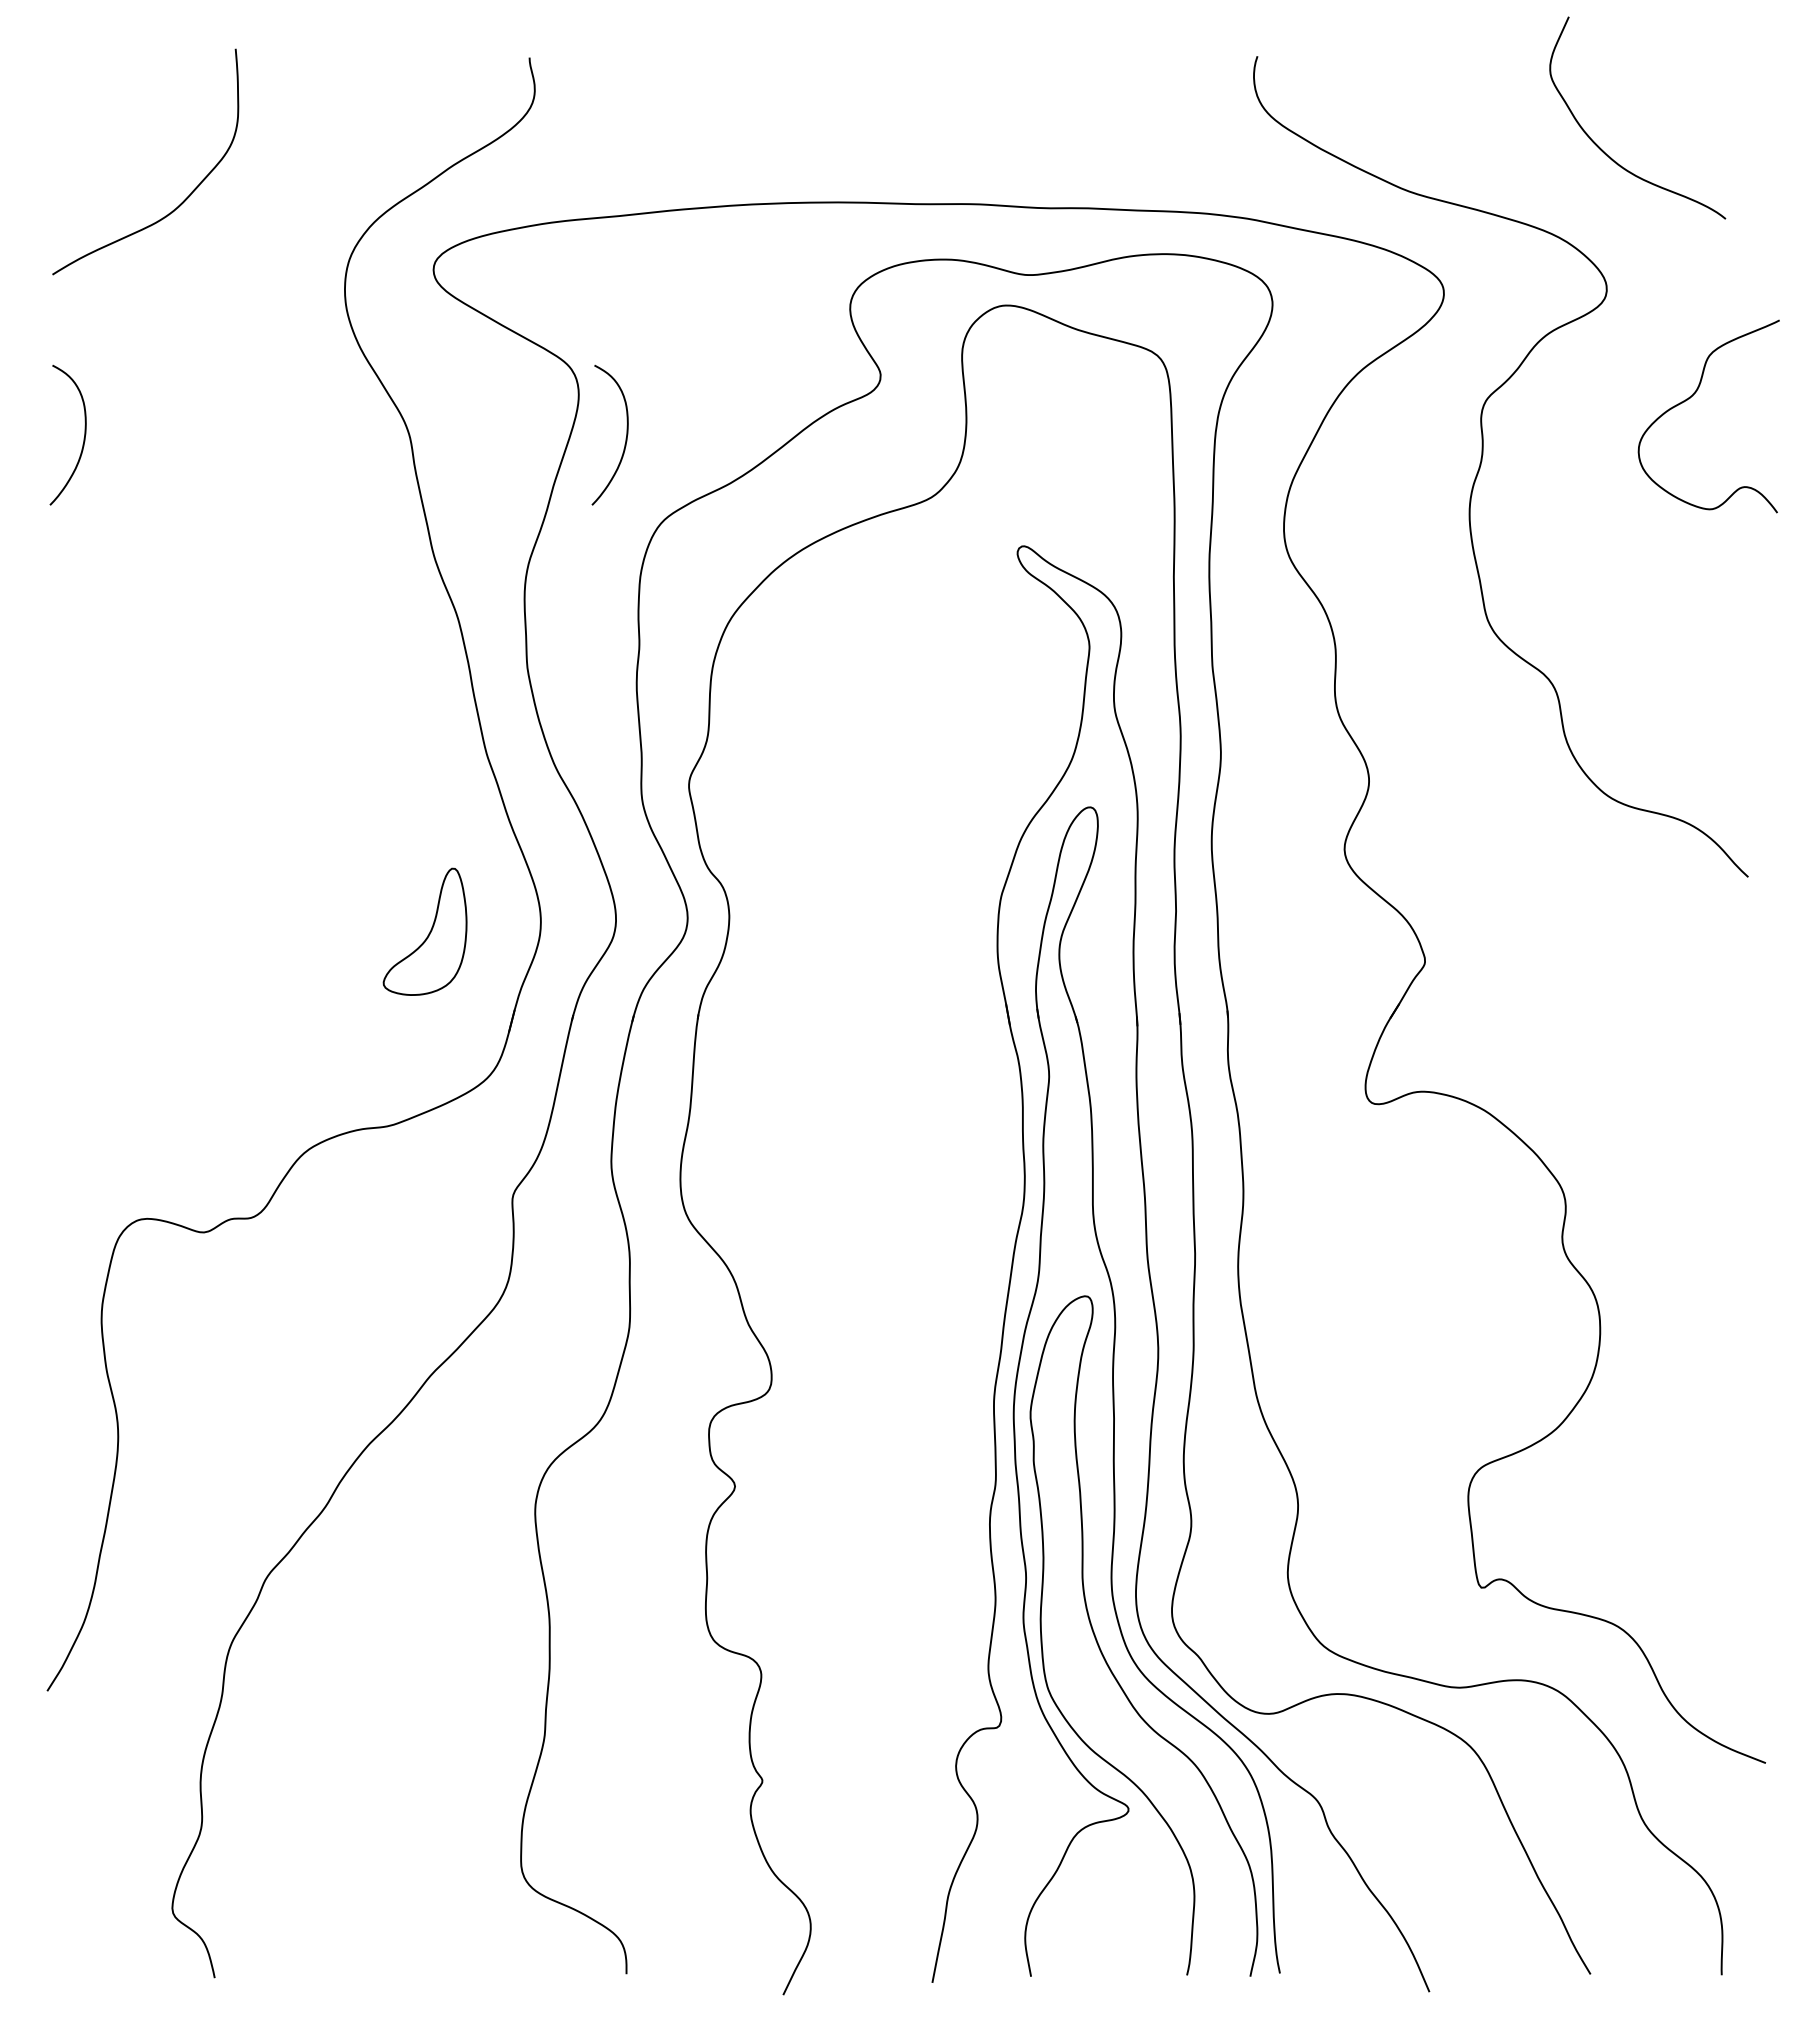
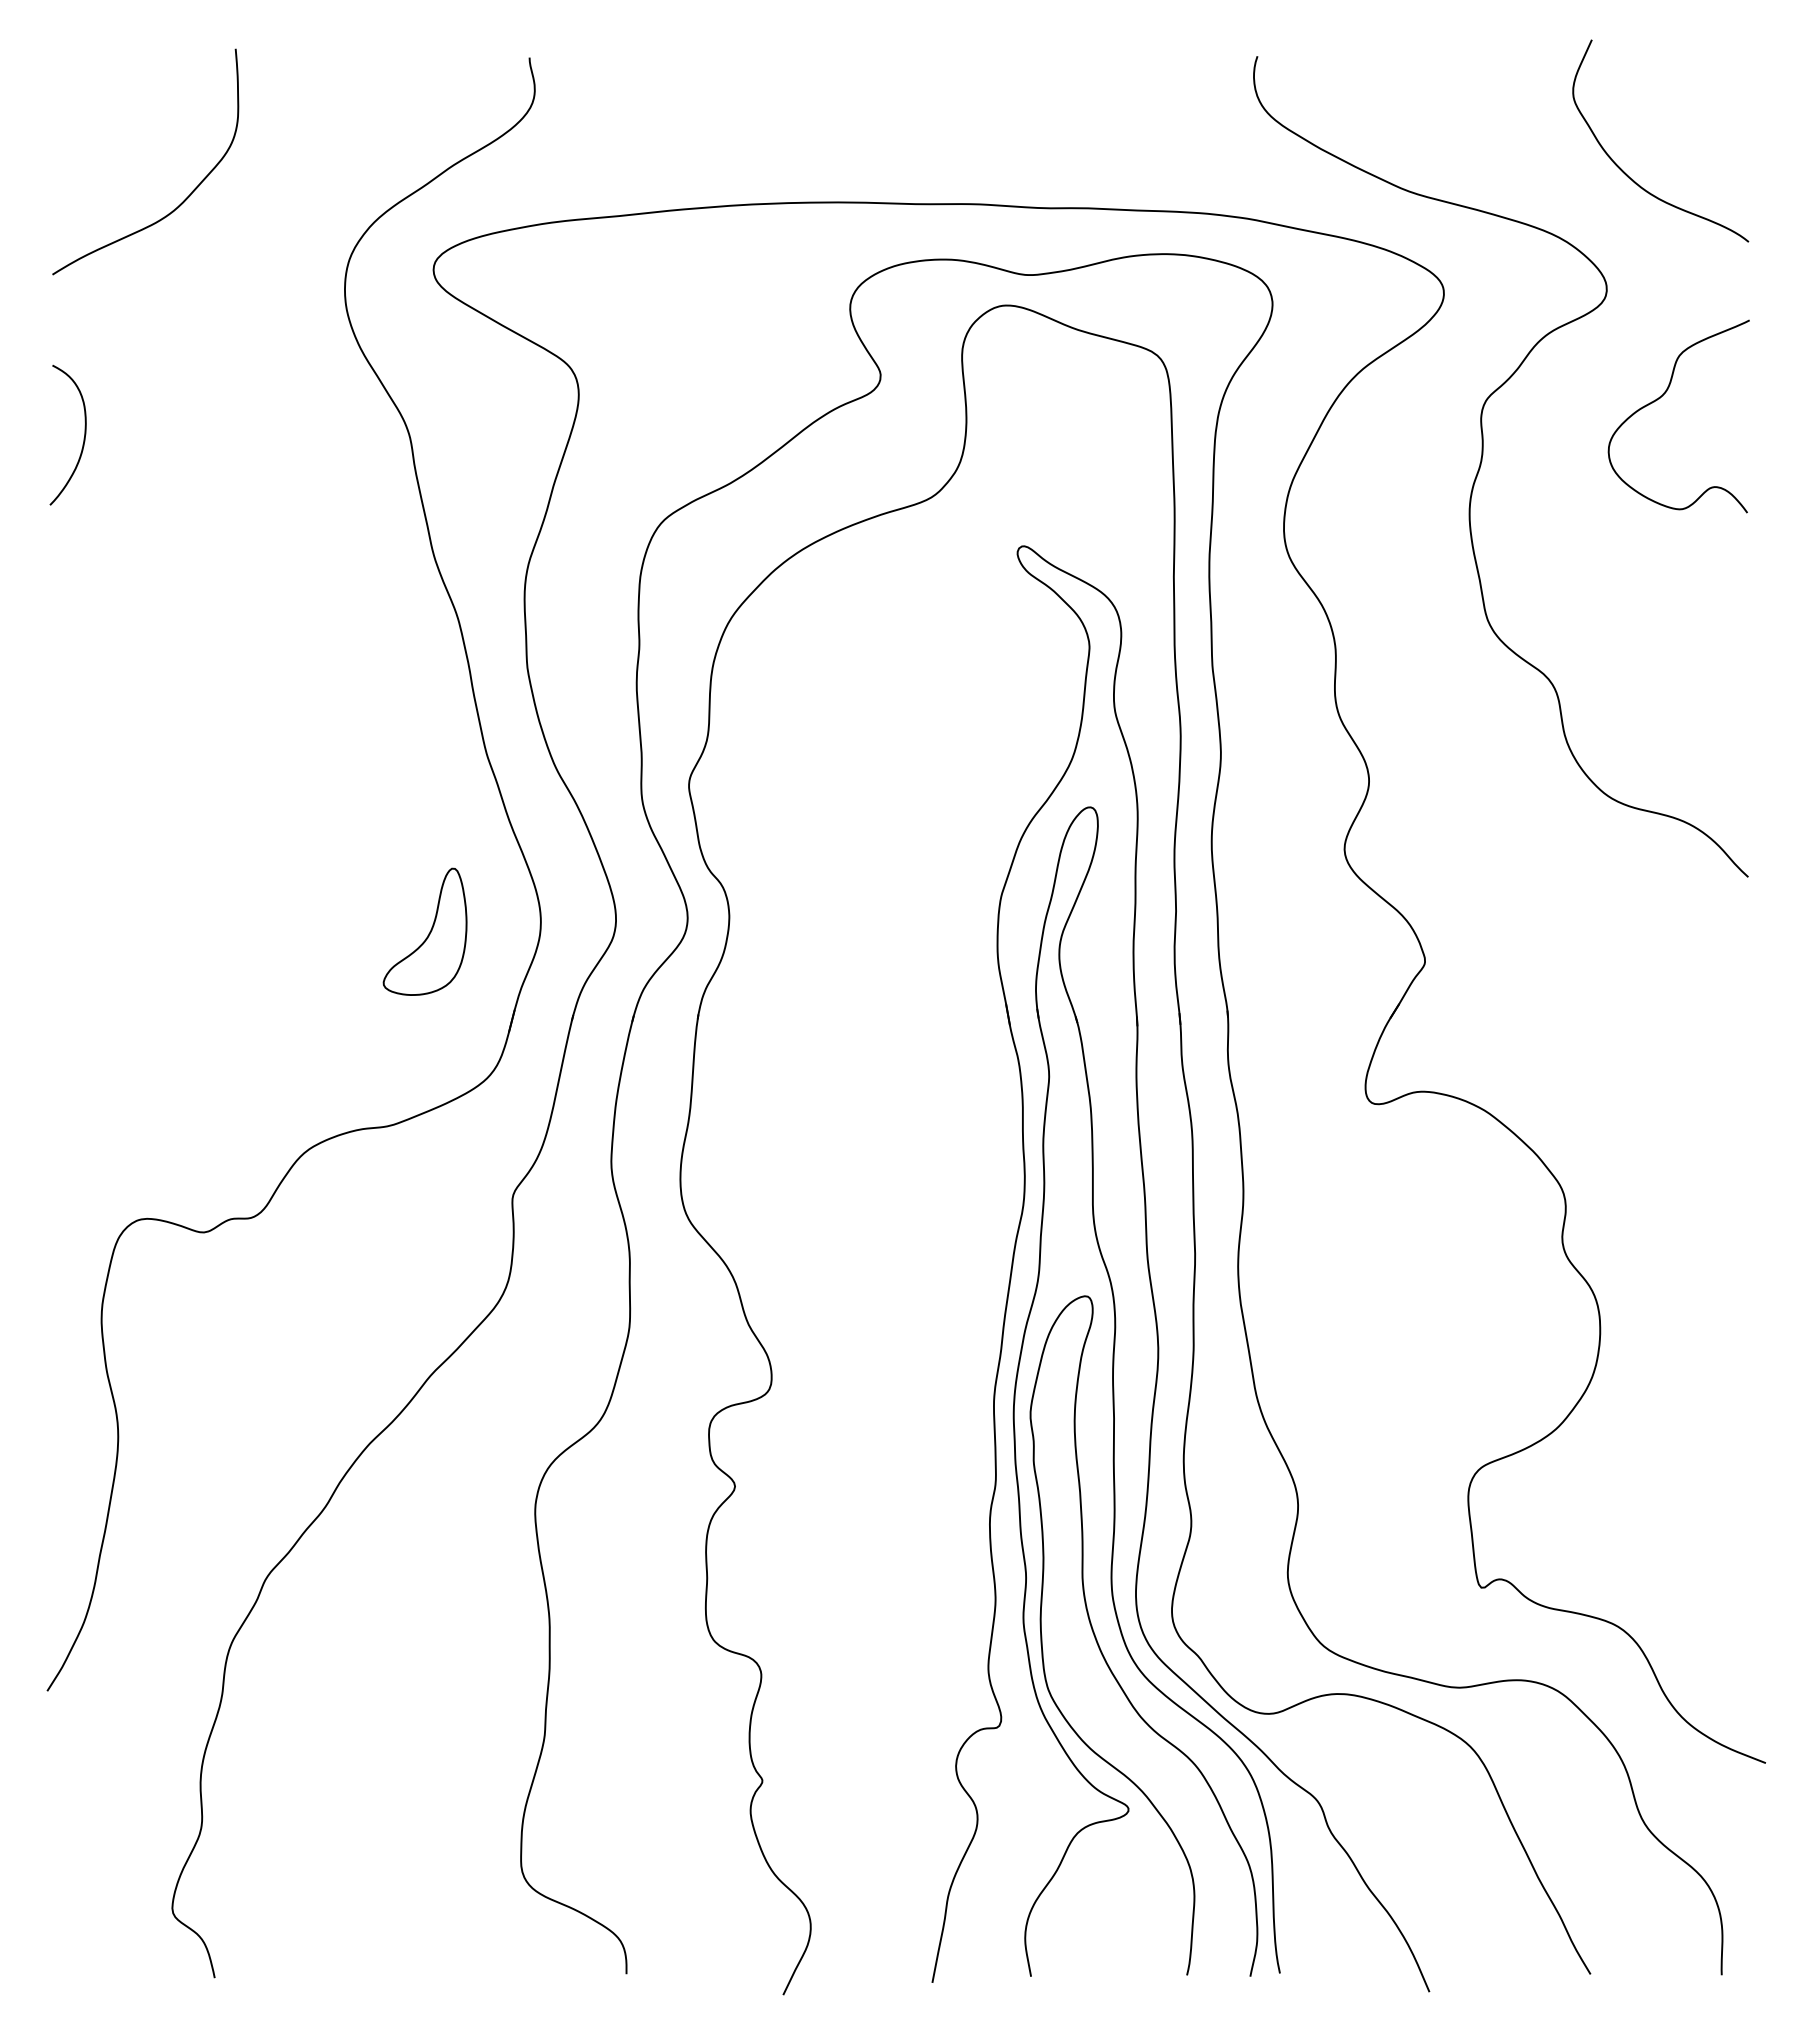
curve position: (1603, 150) -> (1626, 173) (1626, 173)
curve position: (1690, 398) -> (1660, 398) (1660, 398)
curve: present -> none (625, 438)
